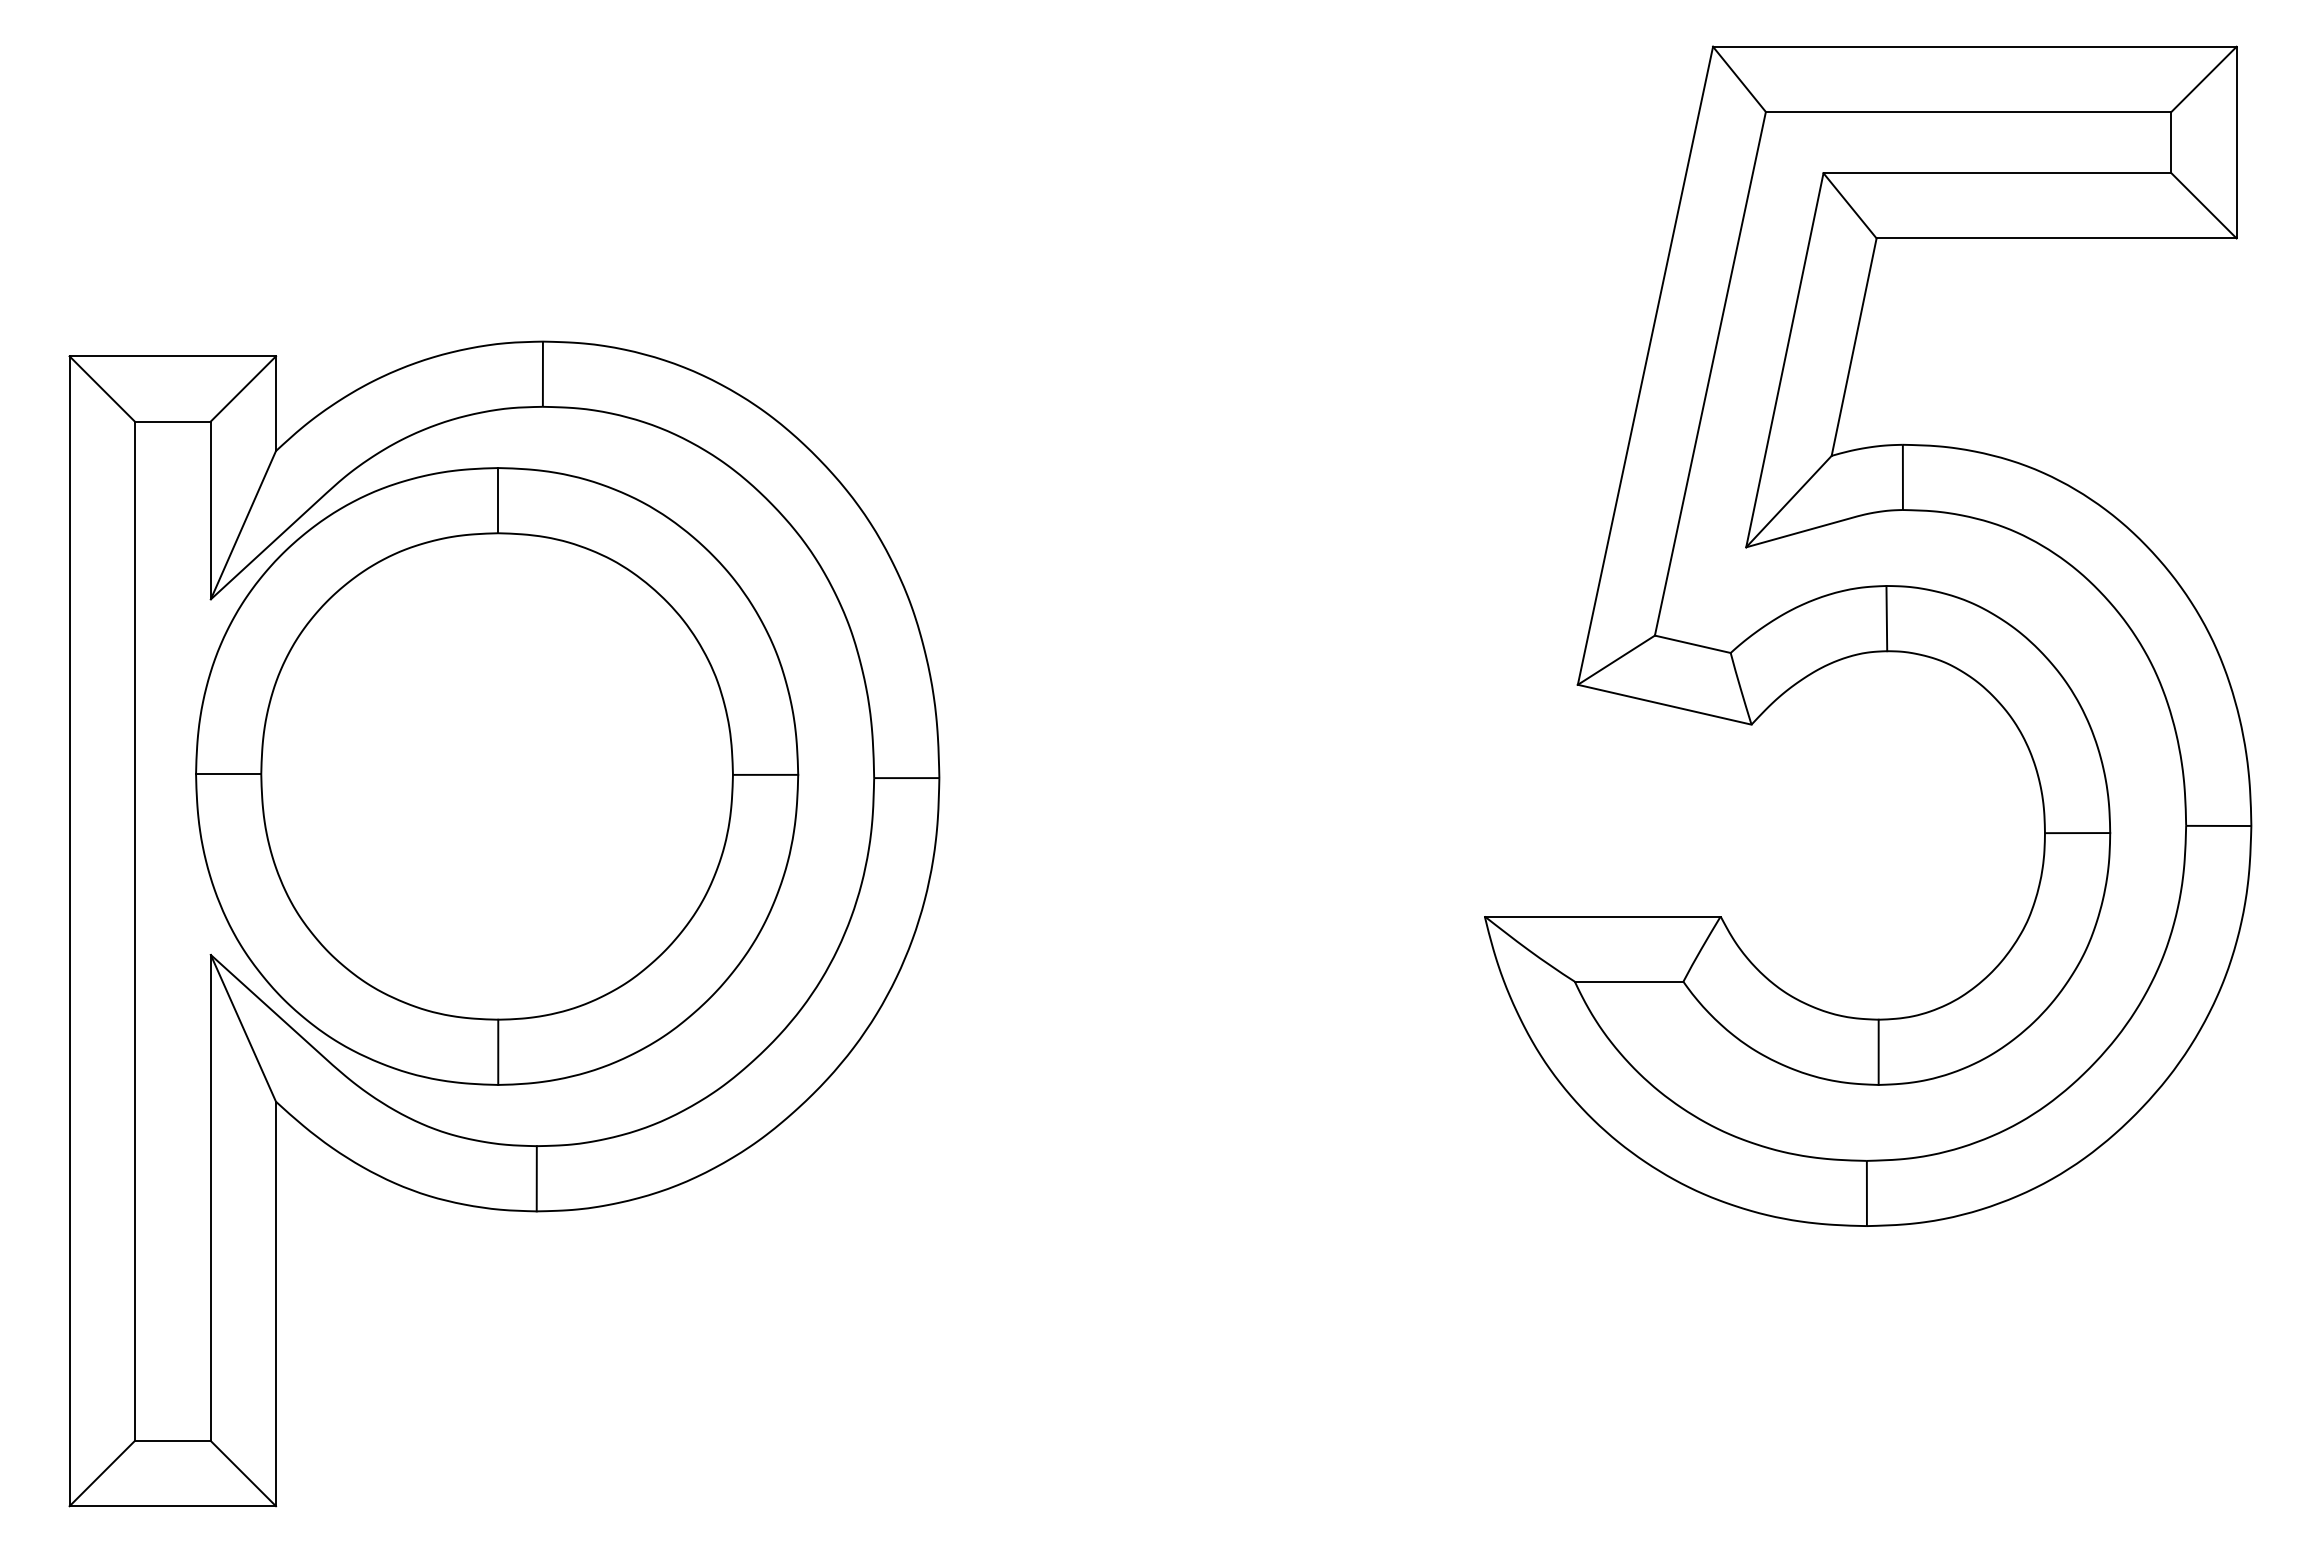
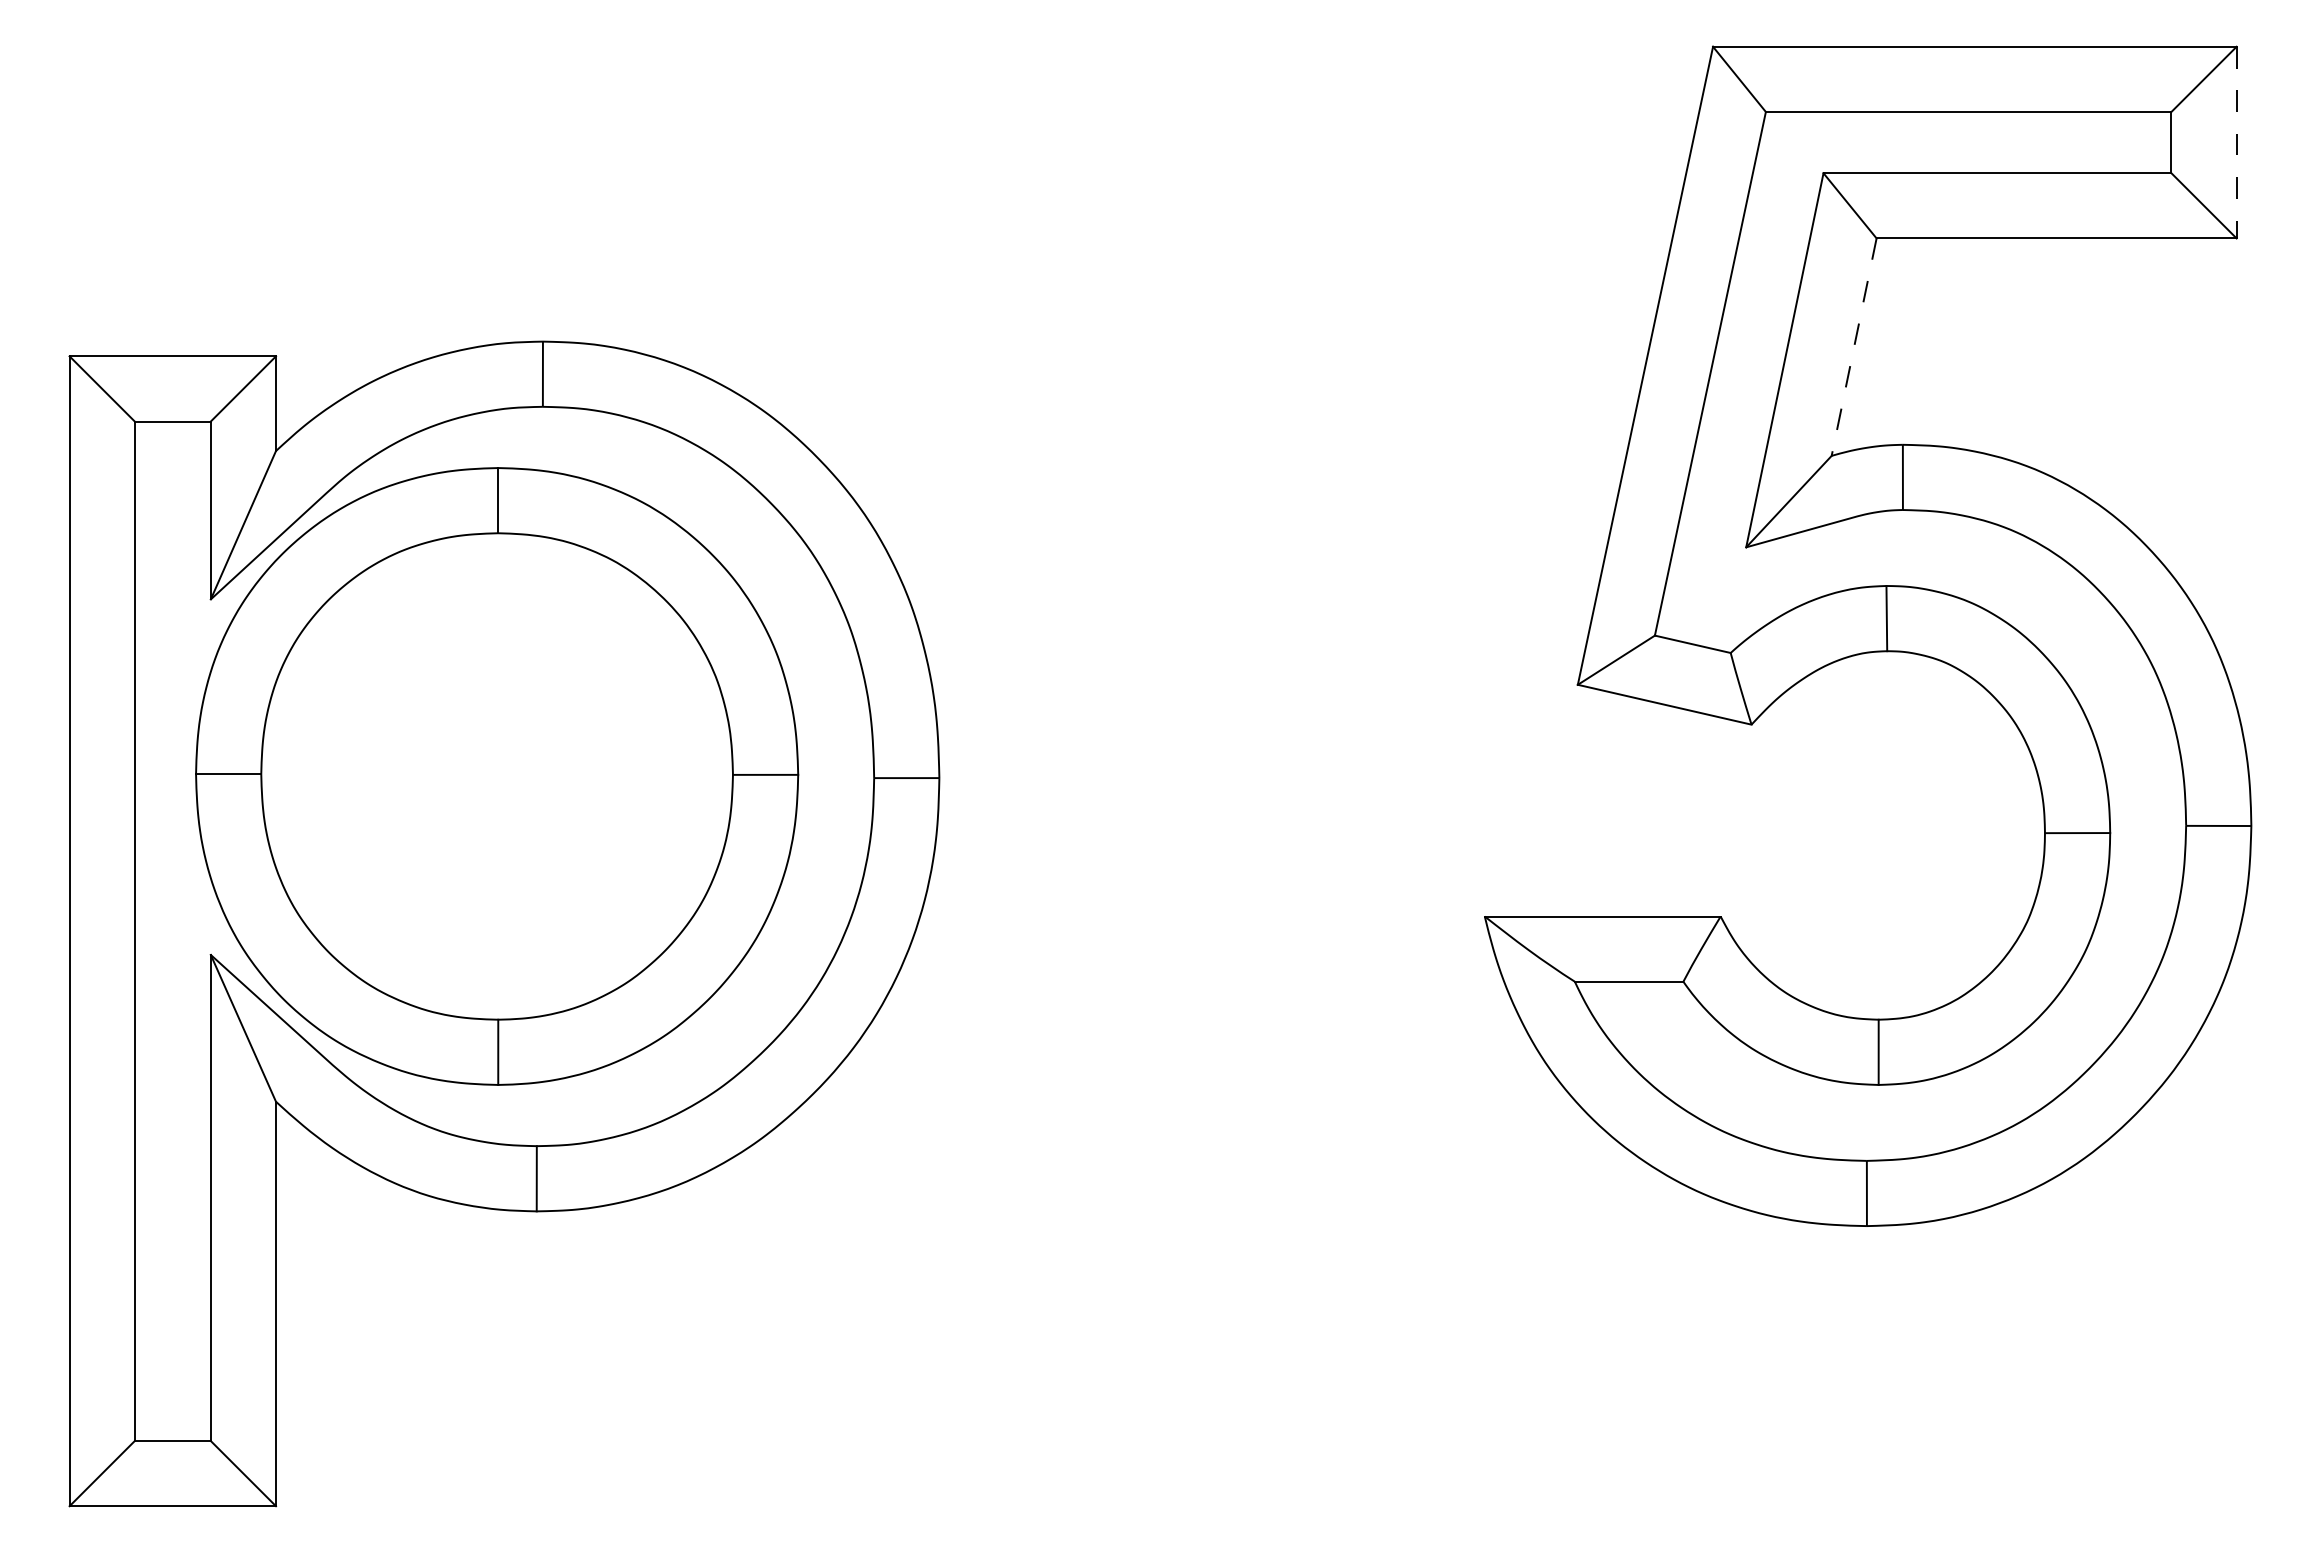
line: solid -> dashed (2236, 142)
line: solid -> dashed (1854, 347)
